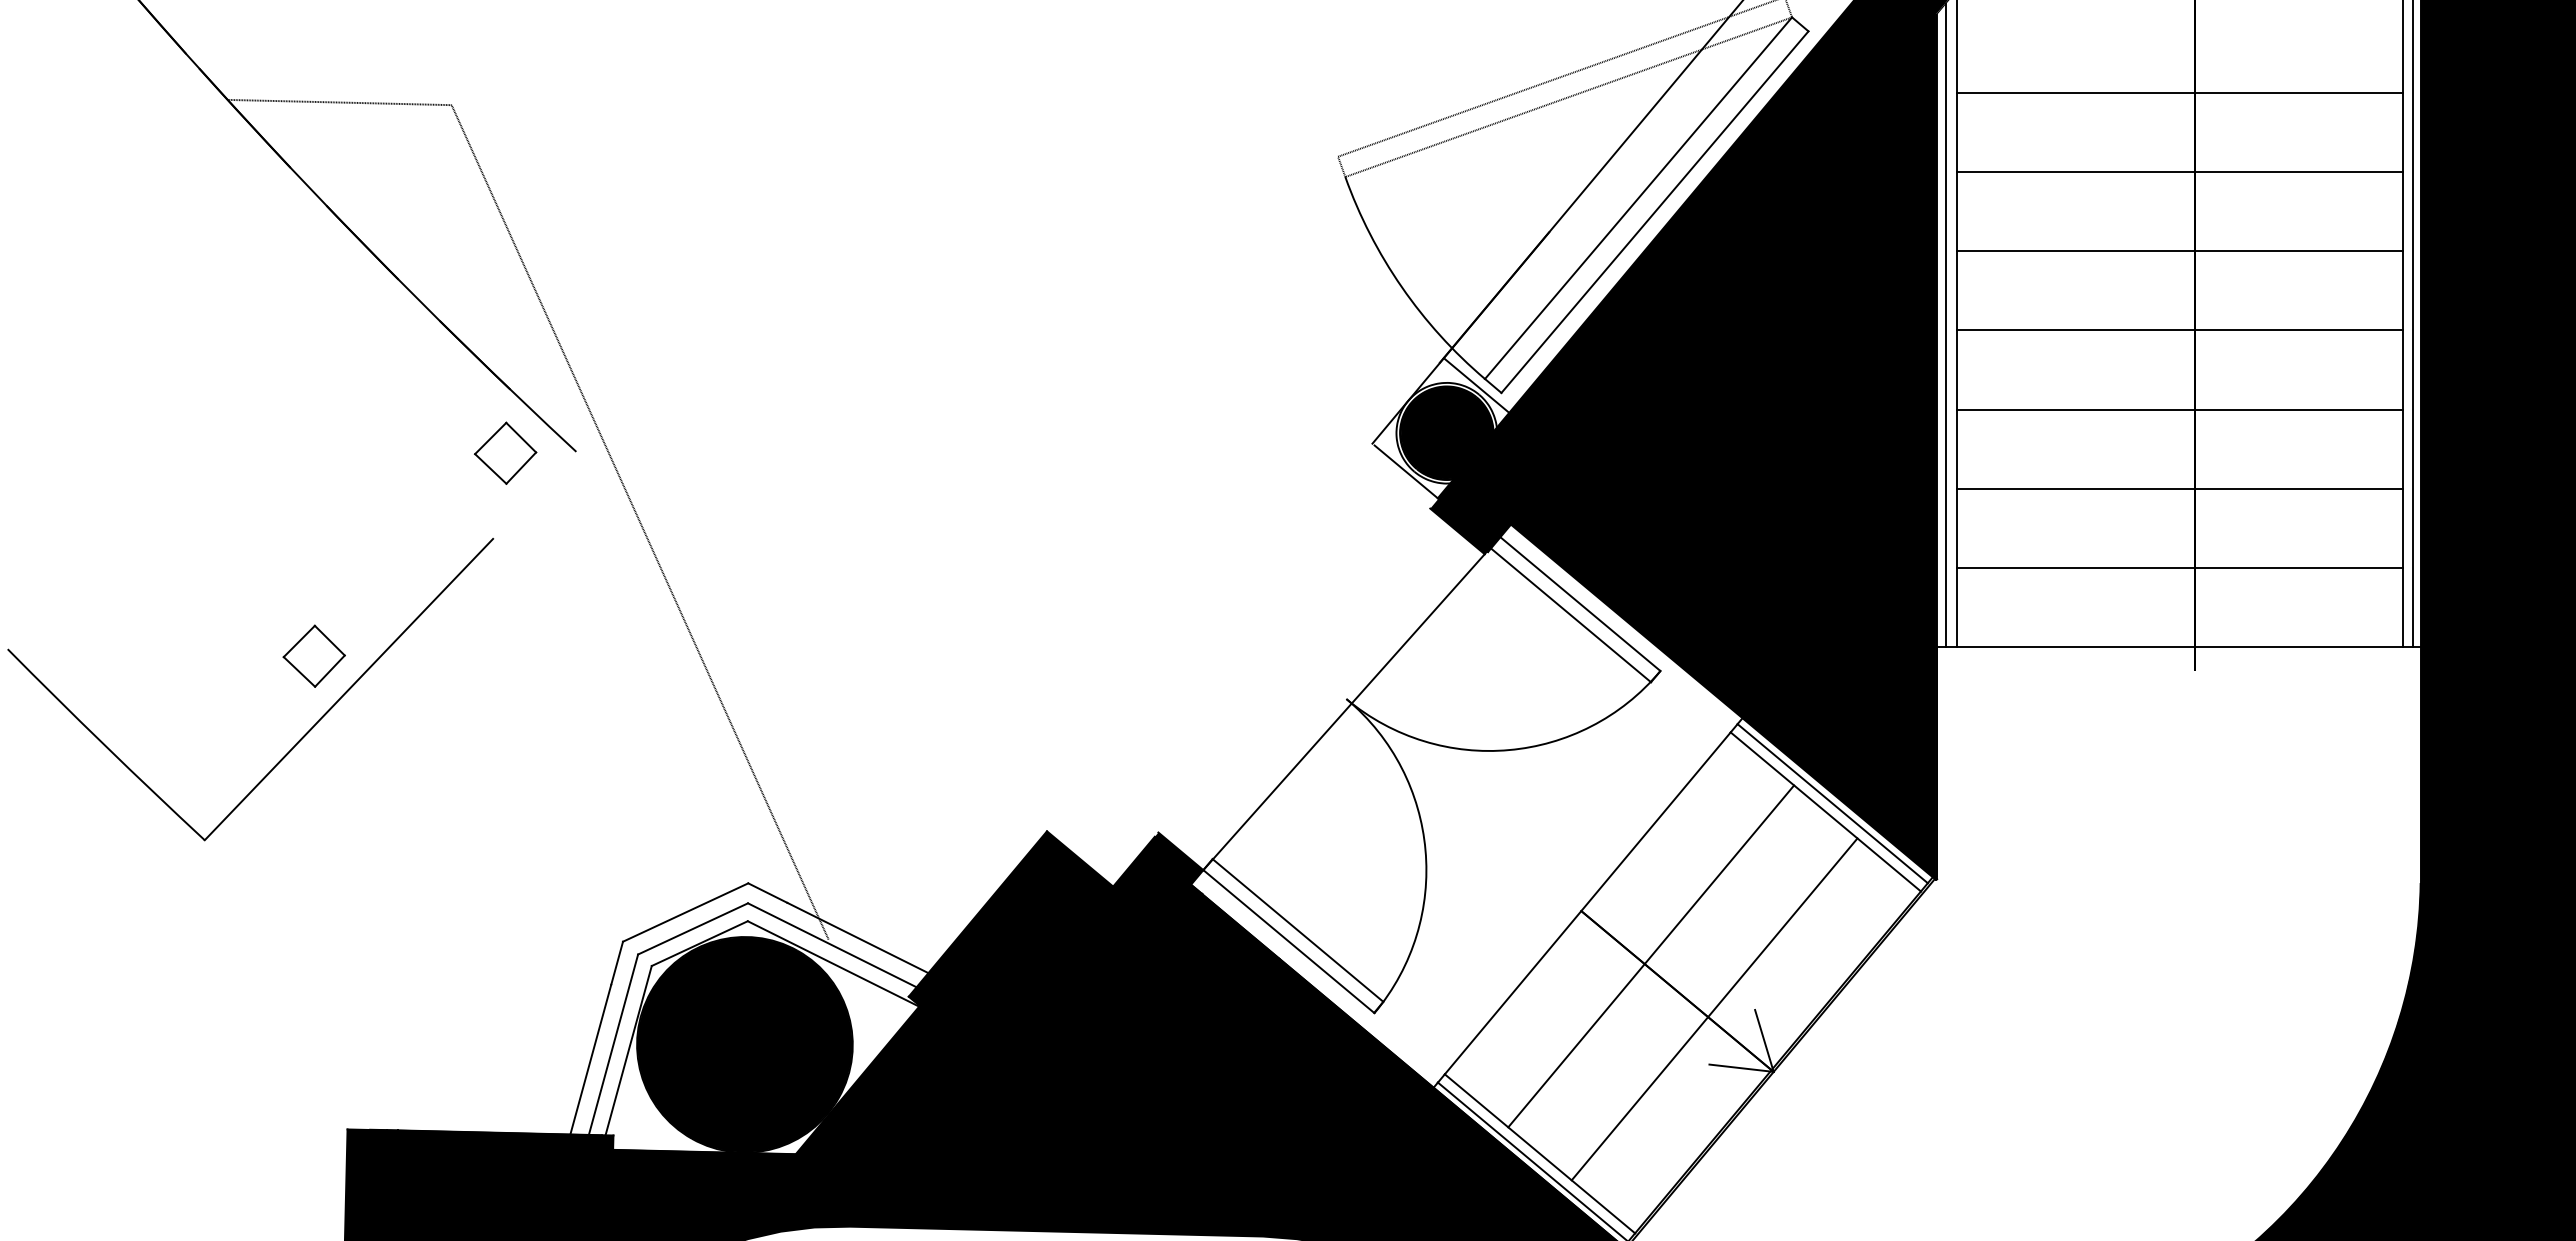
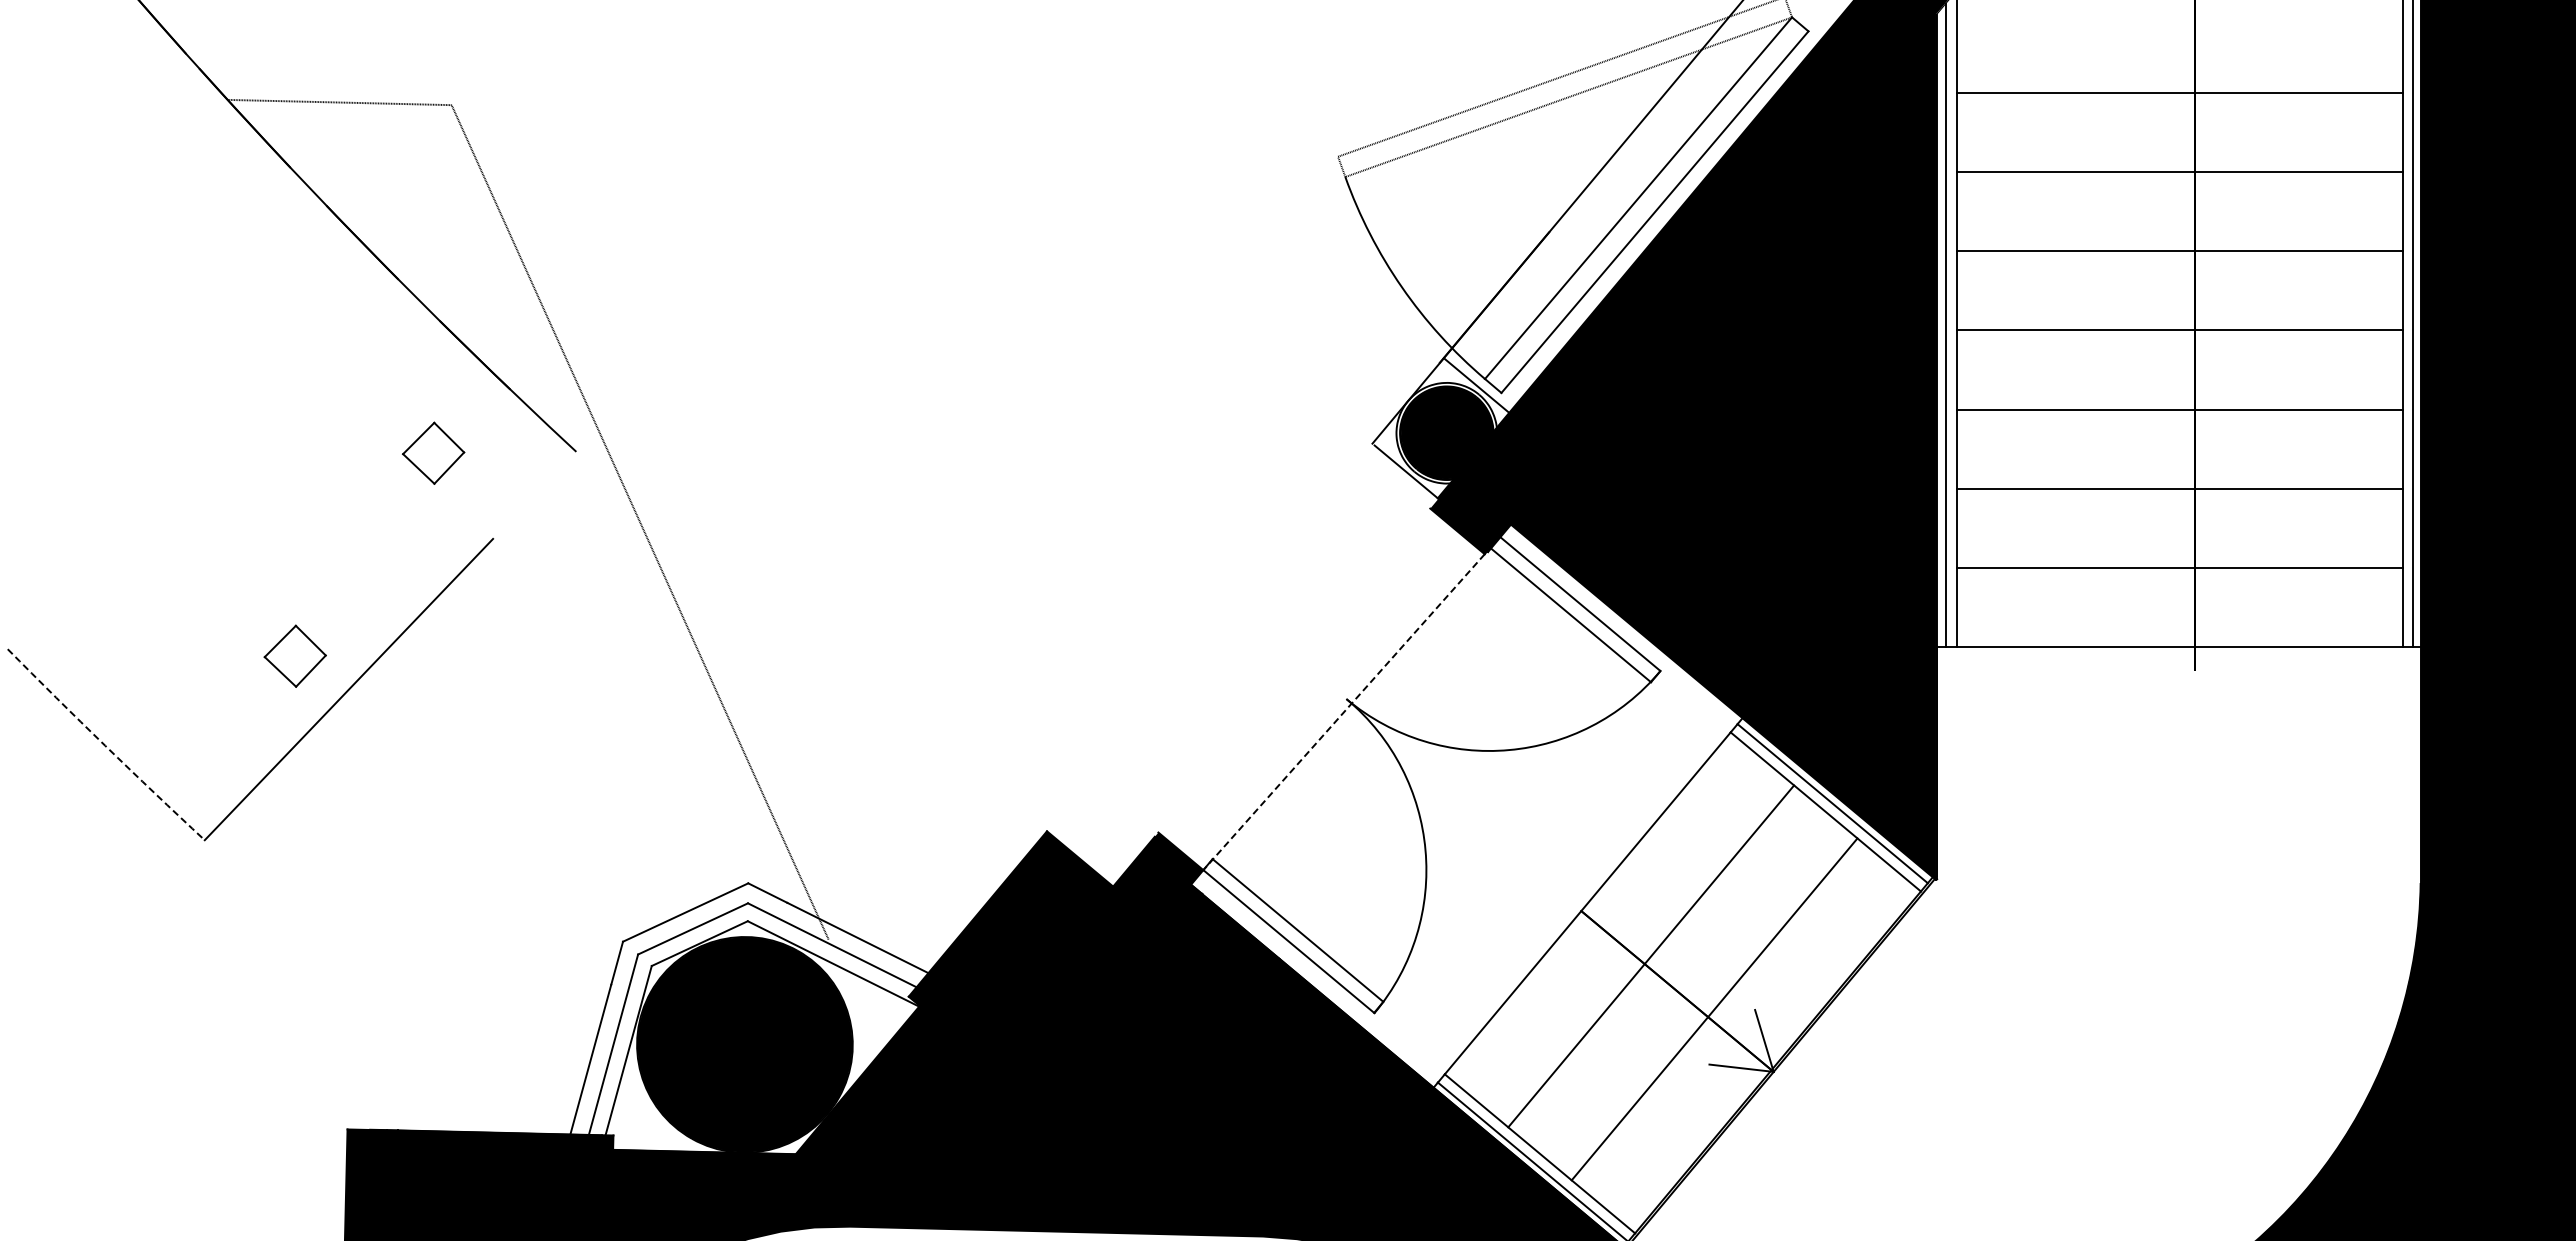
part position: (505, 452) -> (433, 452) (433, 452)
part position: (313, 655) -> (294, 655) (294, 655)
line: solid -> dashed (1344, 712)
arc: solid -> dashed (105, 745)
